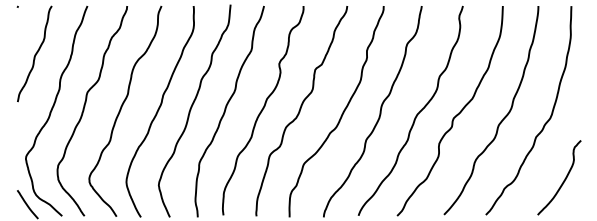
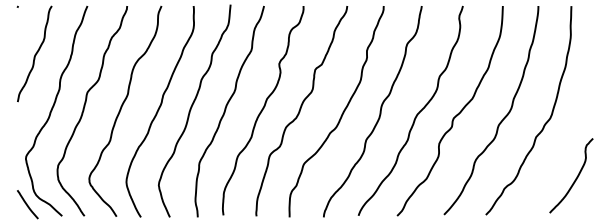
curve position: (563, 180) -> (575, 178) (575, 178)
